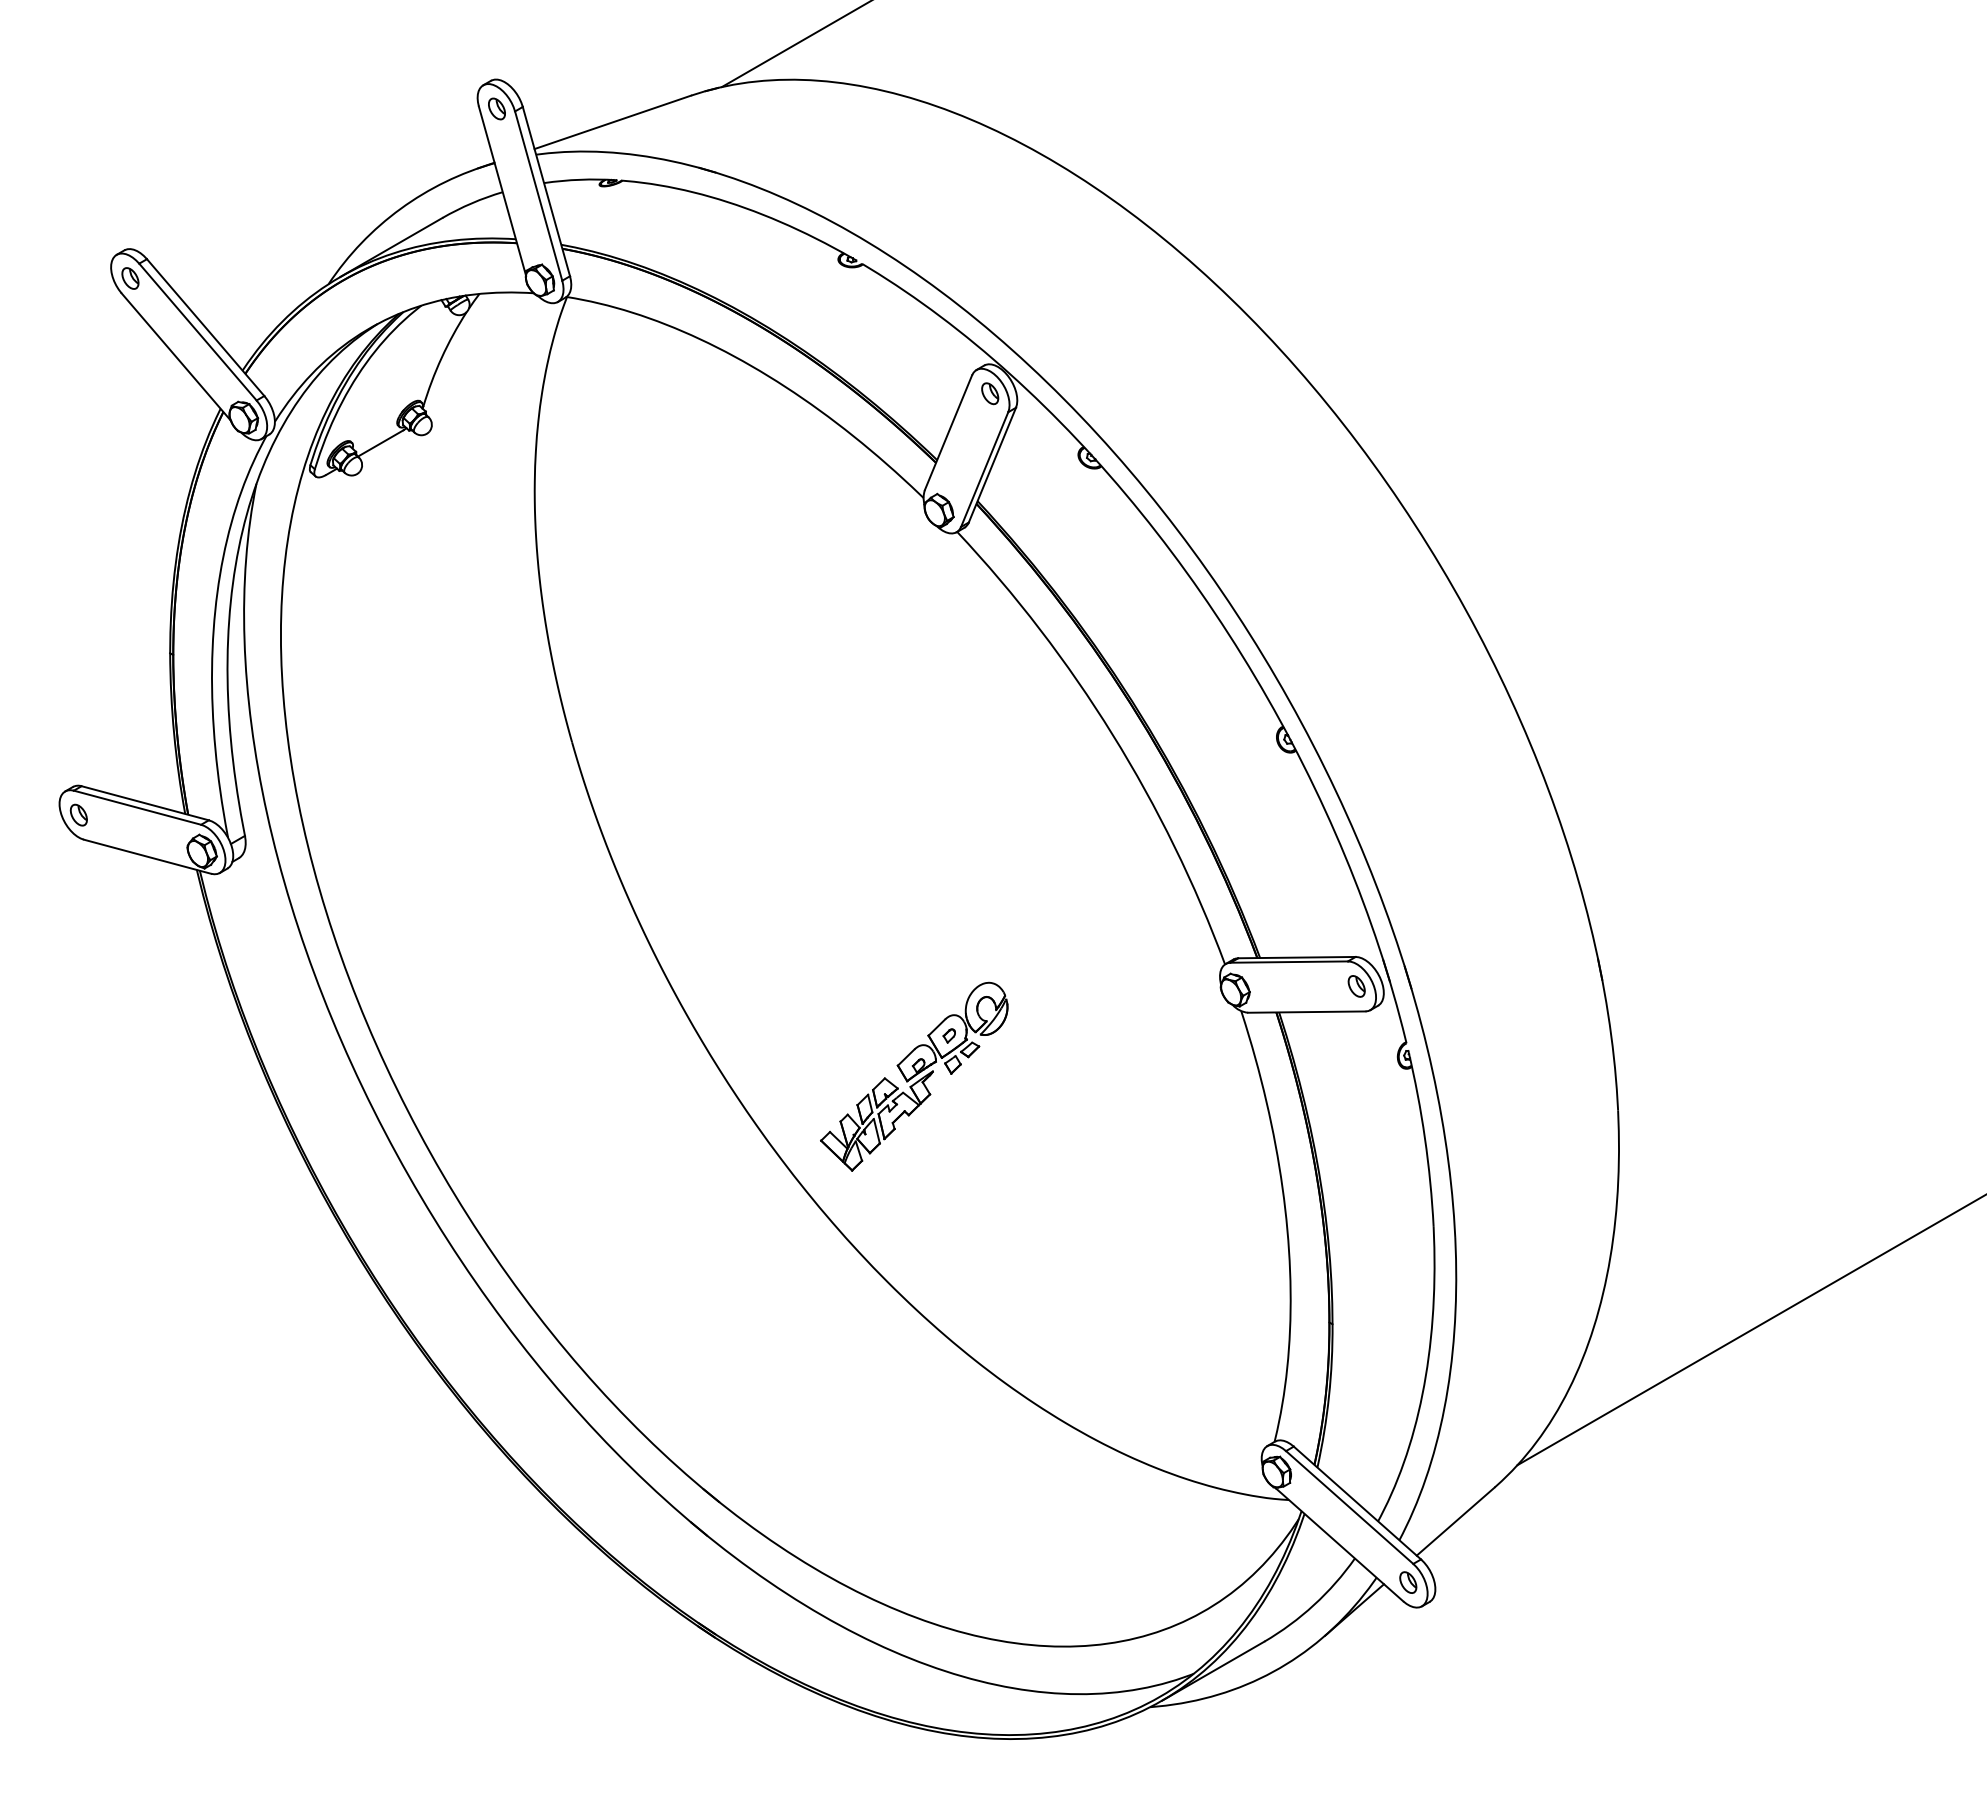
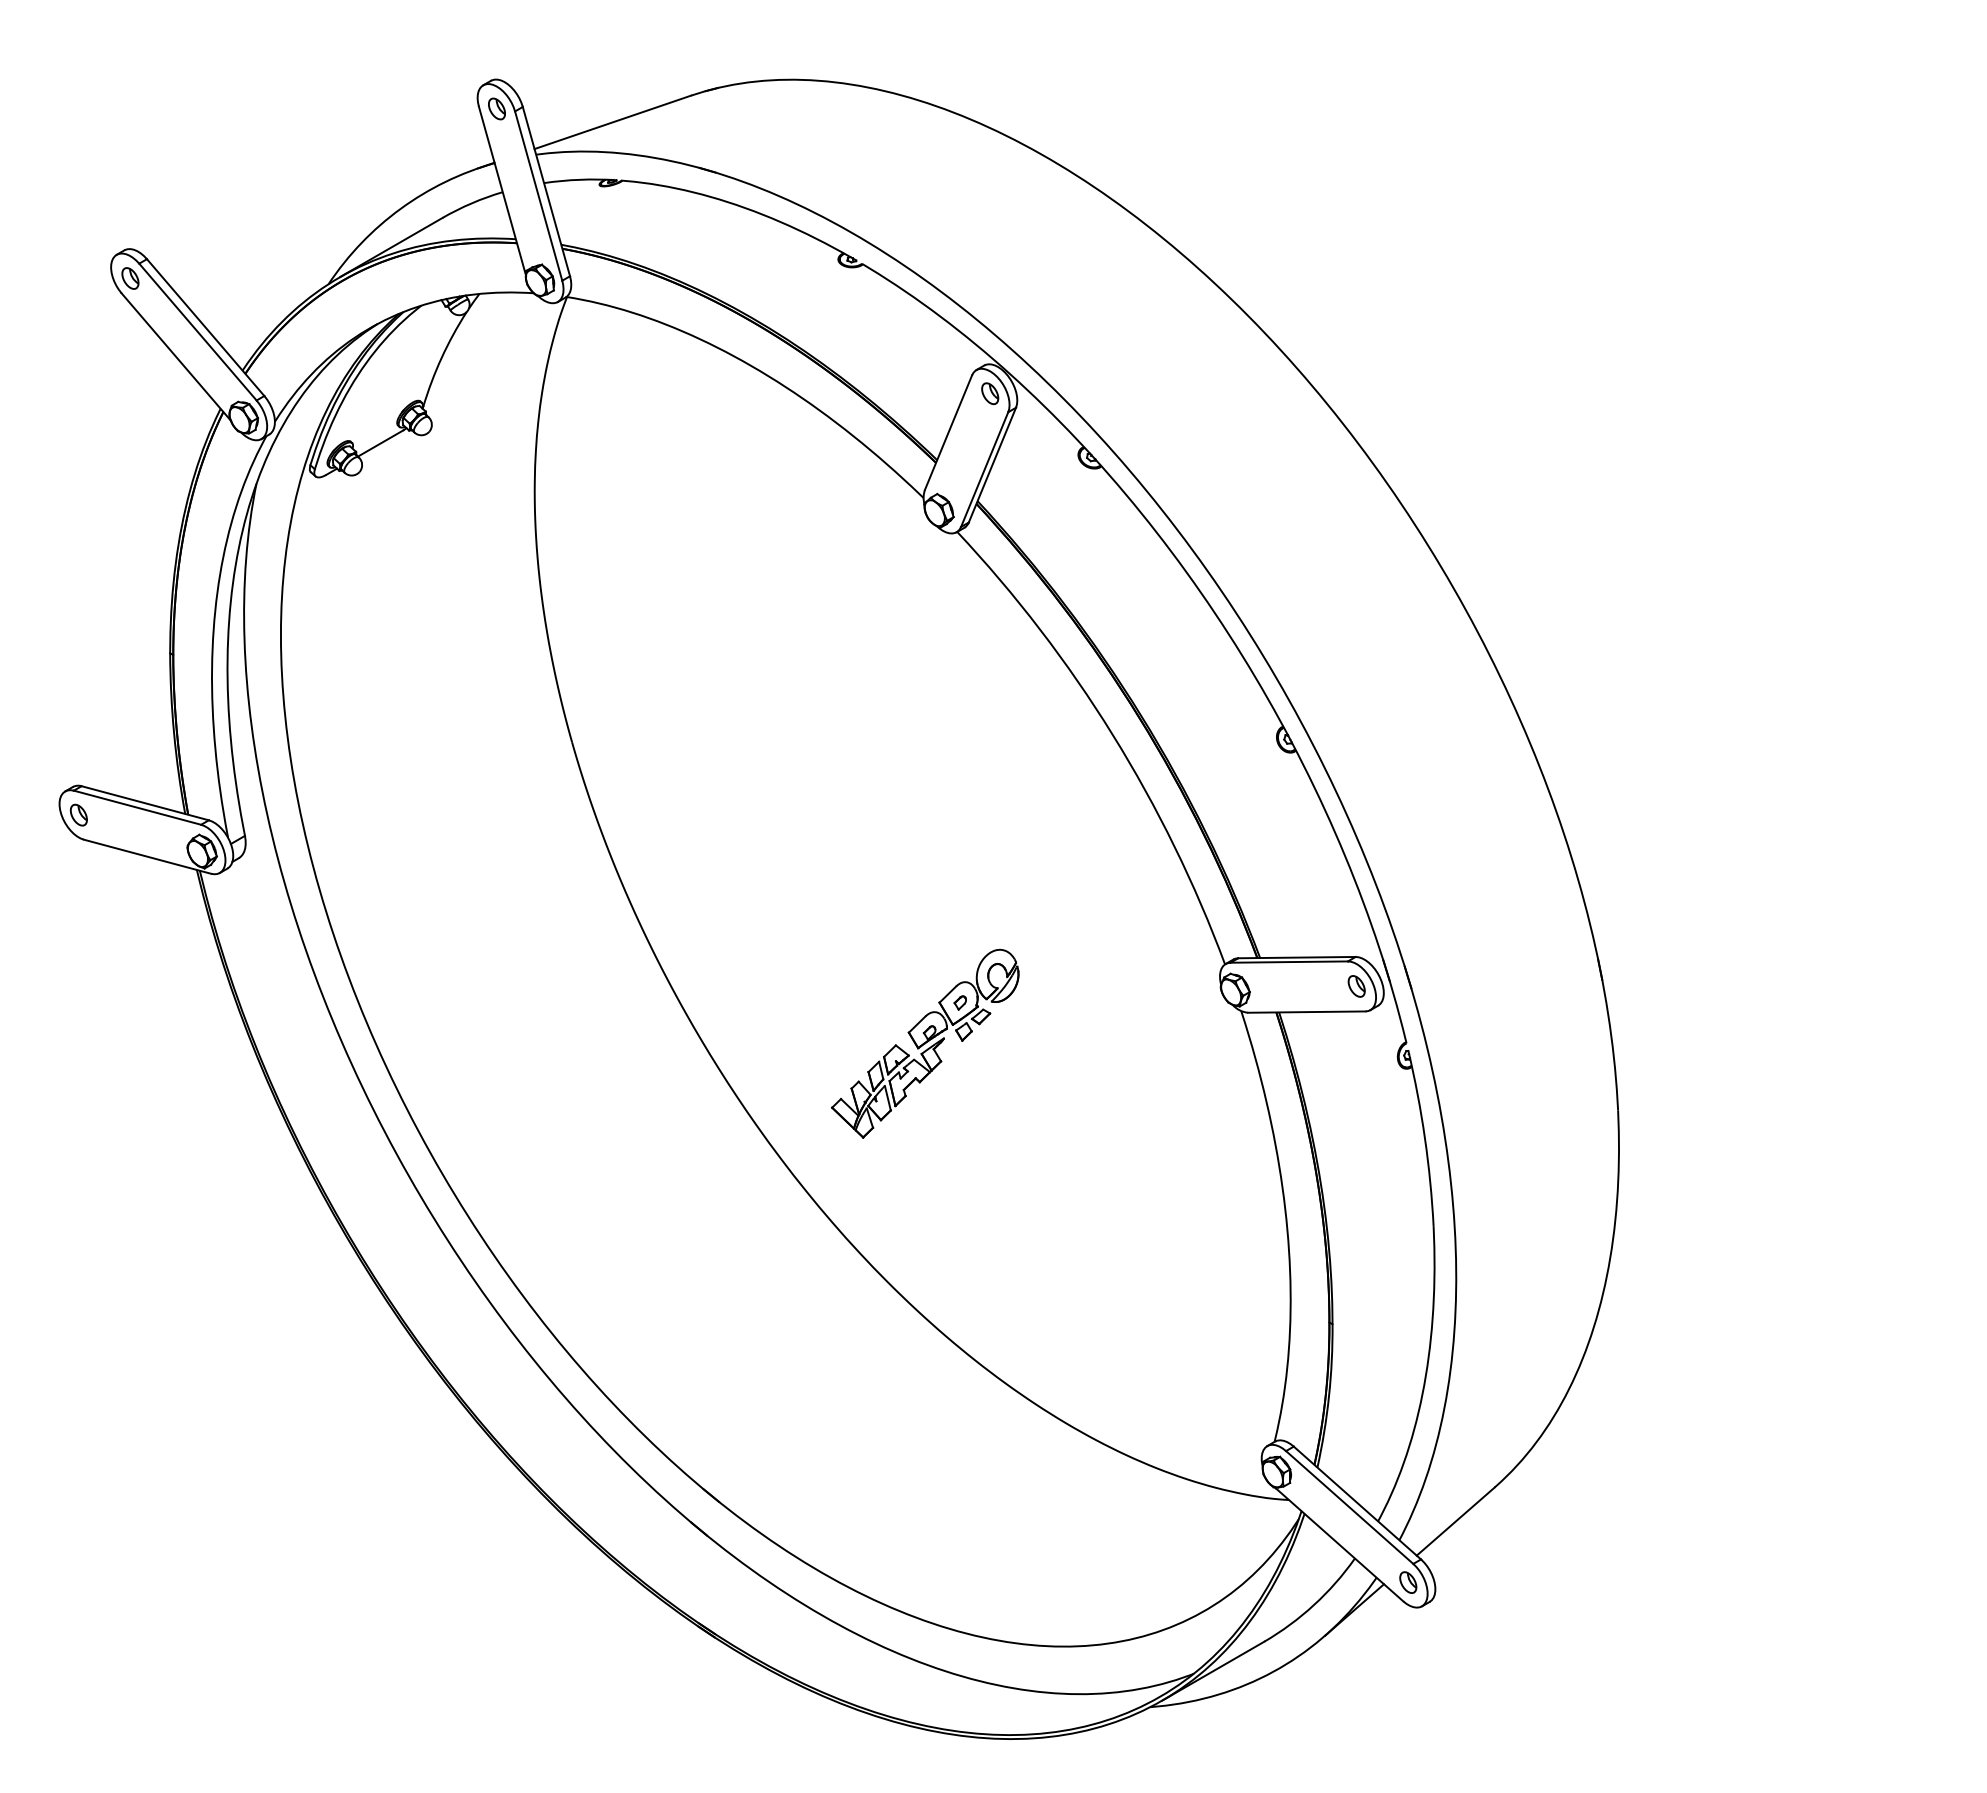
line: present -> none (795, 44)
part position: (914, 1076) -> (925, 1043) (925, 1043)
line: present -> none (1750, 1330)
